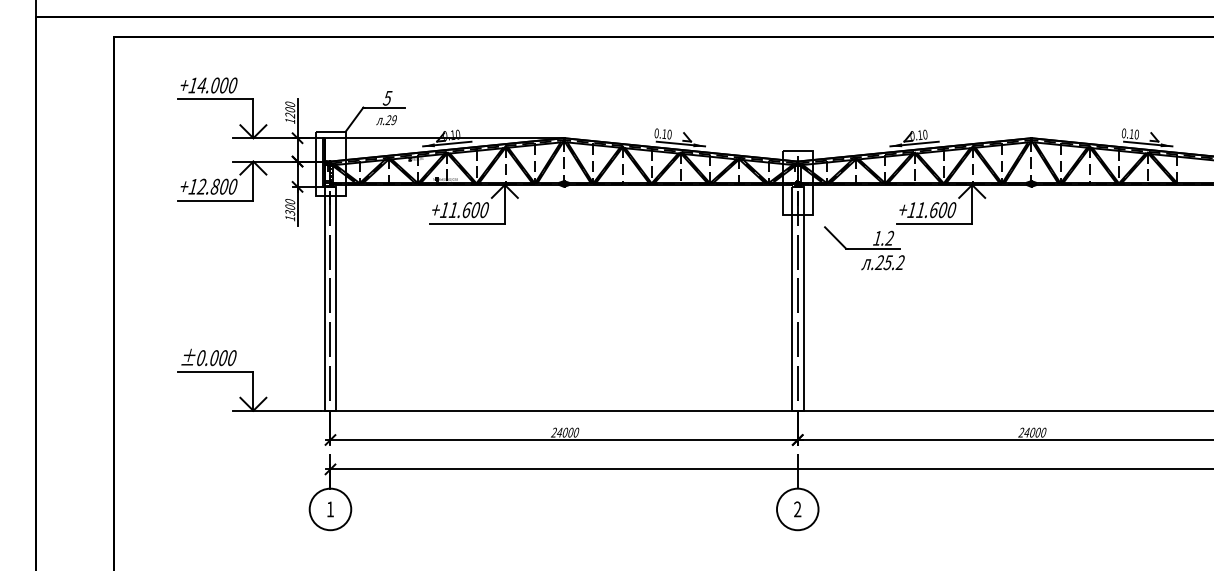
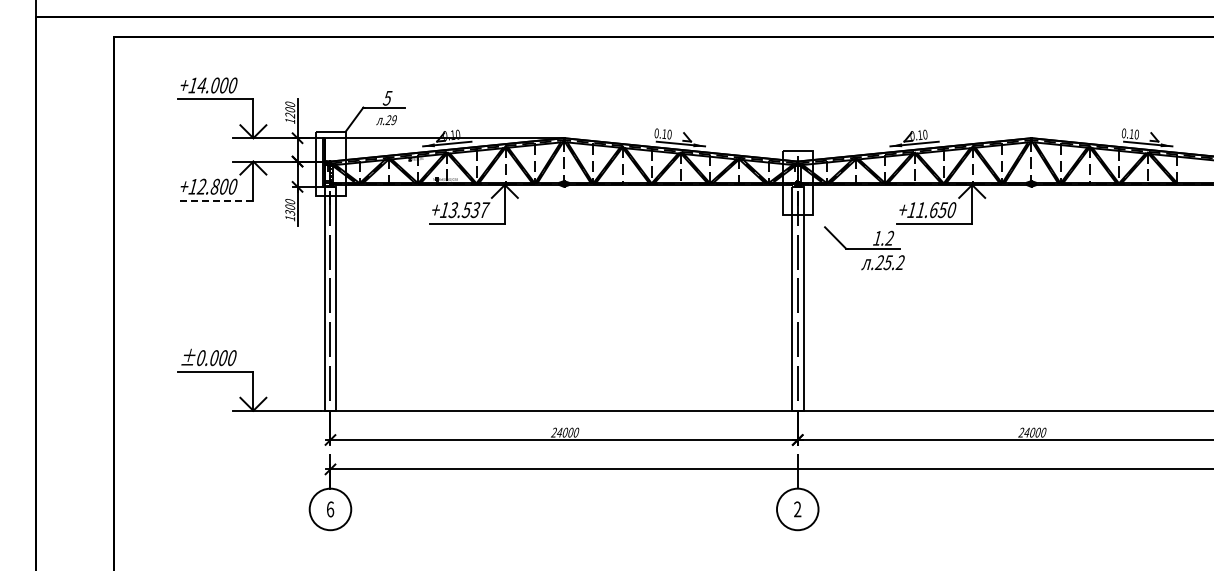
line: solid -> dashed (215, 200)
text: +11.600 -> +11.650 (942, 209)
text: +11.600 -> +13.537 (469, 210)
text: 1 -> 6 (330, 509)
